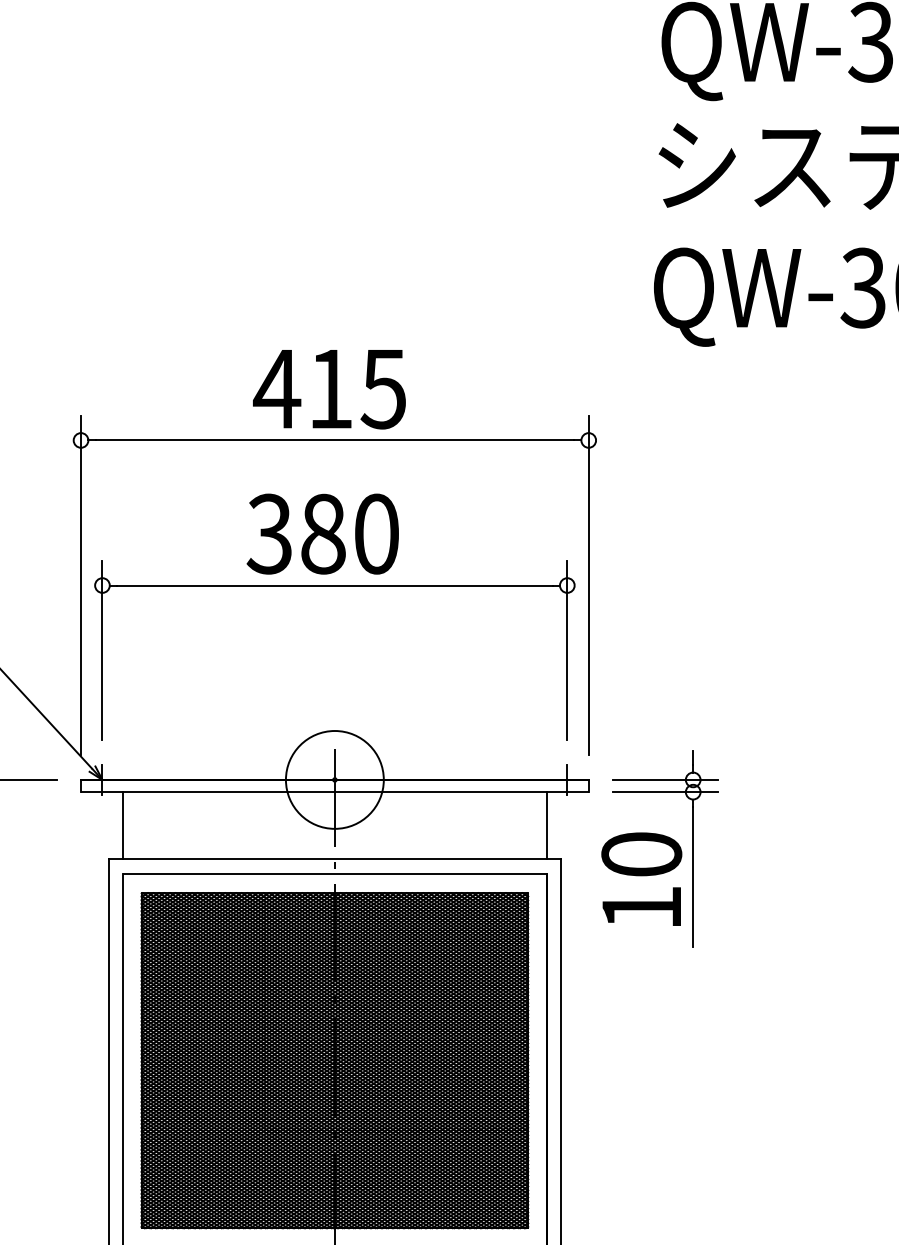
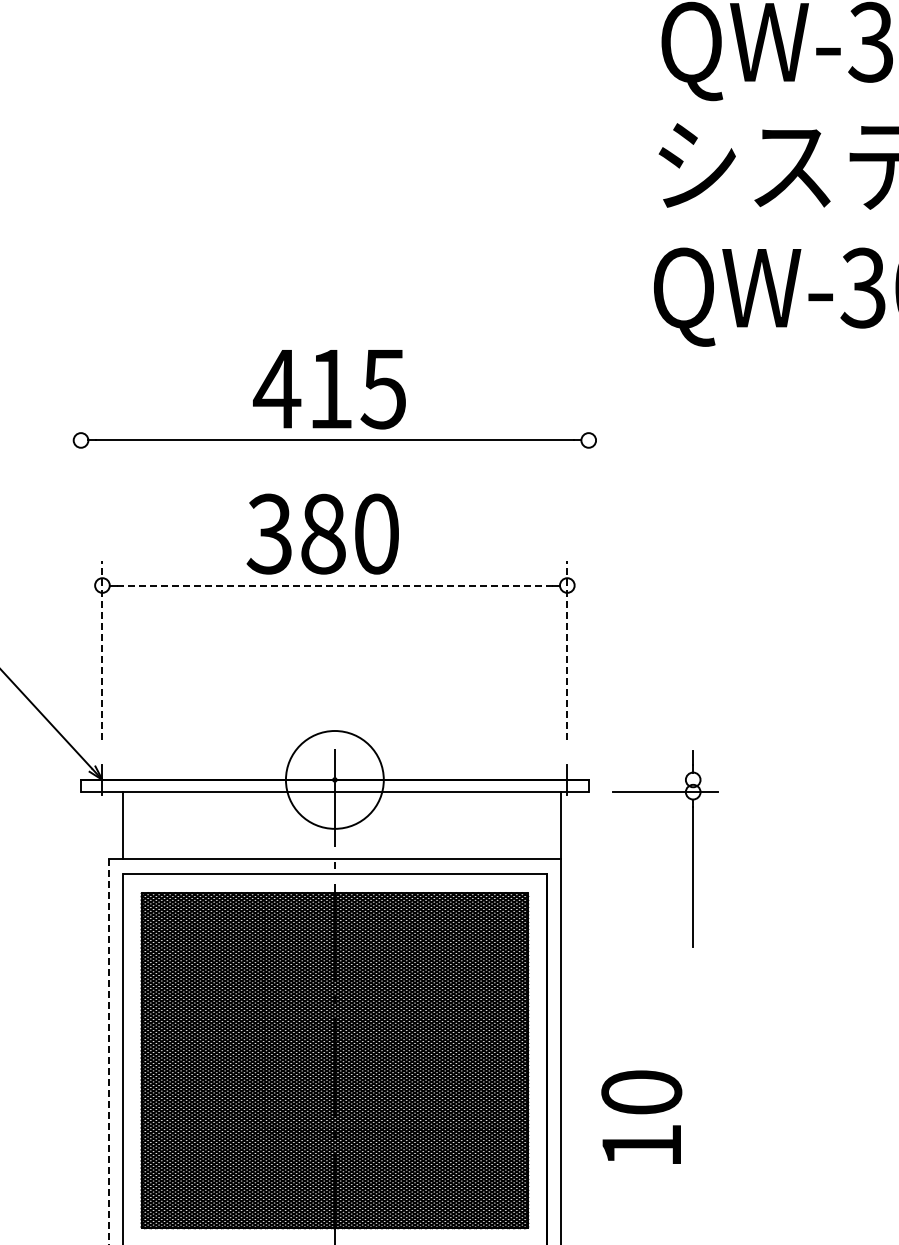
line: present -> none (81, 585)
line: solid -> dashed (334, 585)
line: present -> none (588, 585)
line: solid -> dashed (102, 650)
line: solid -> dashed (567, 650)
line: present -> none (29, 779)
line: present -> none (665, 779)
line position: (547, 825) -> (561, 825) (561, 825)
text position: (641, 878) -> (641, 1116) (641, 1116)
line: solid -> dashed (109, 1052)
